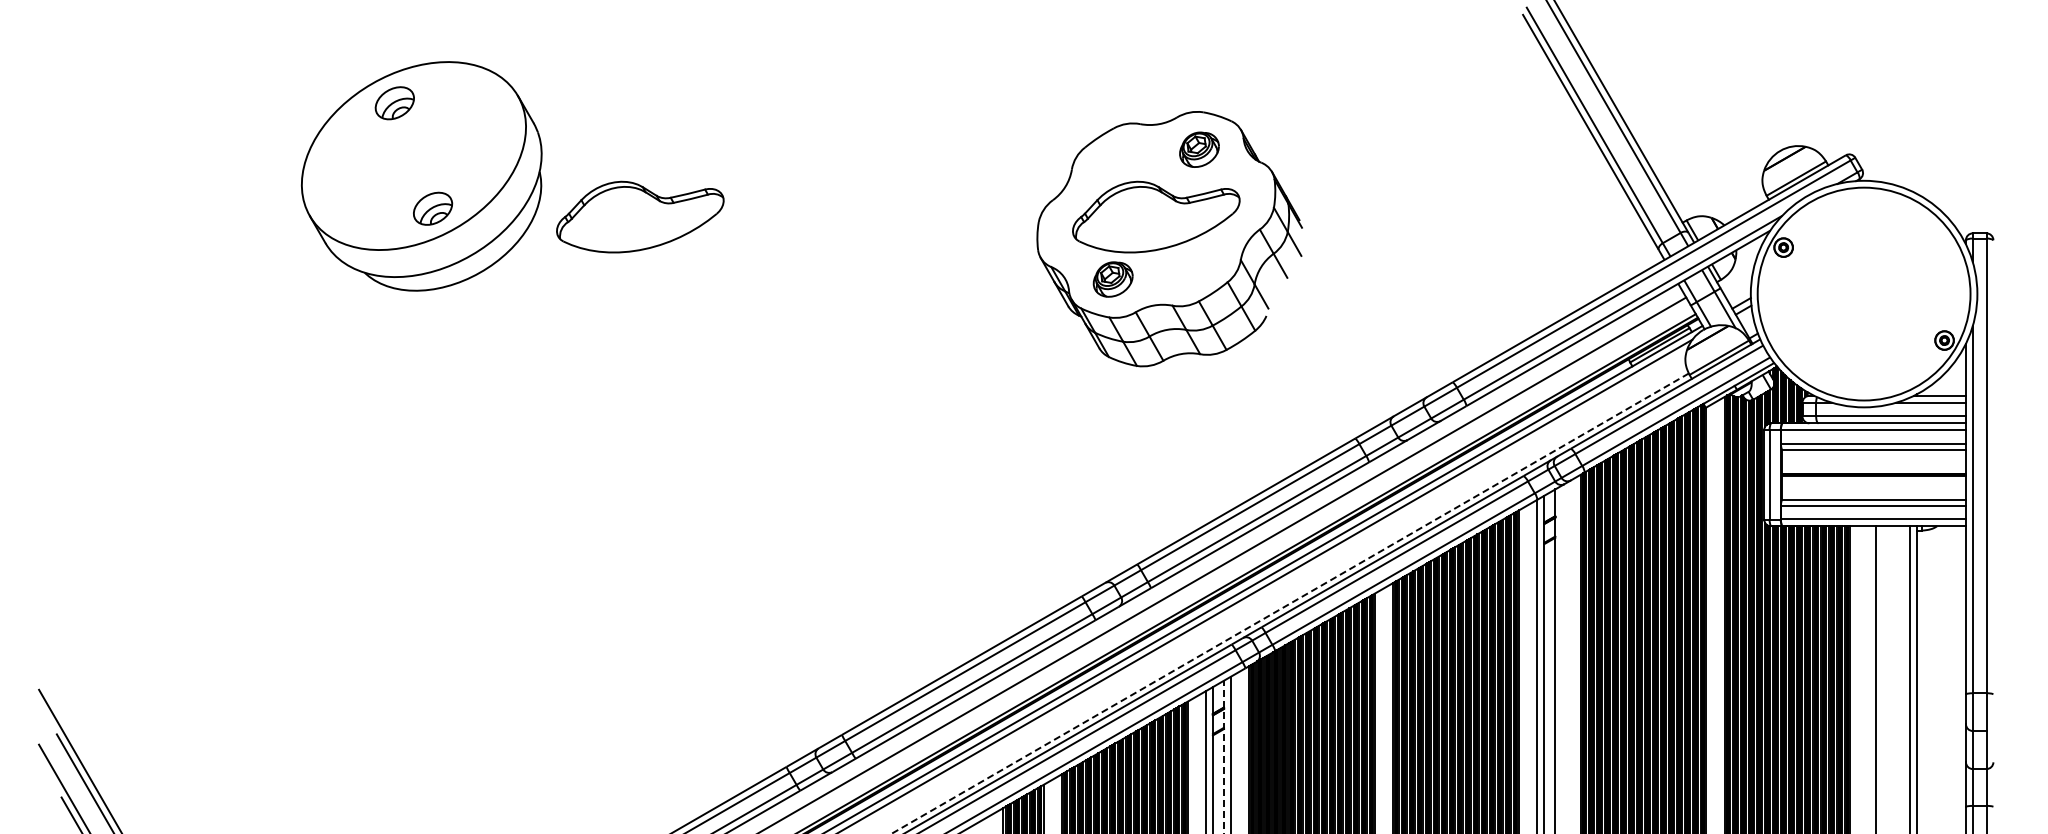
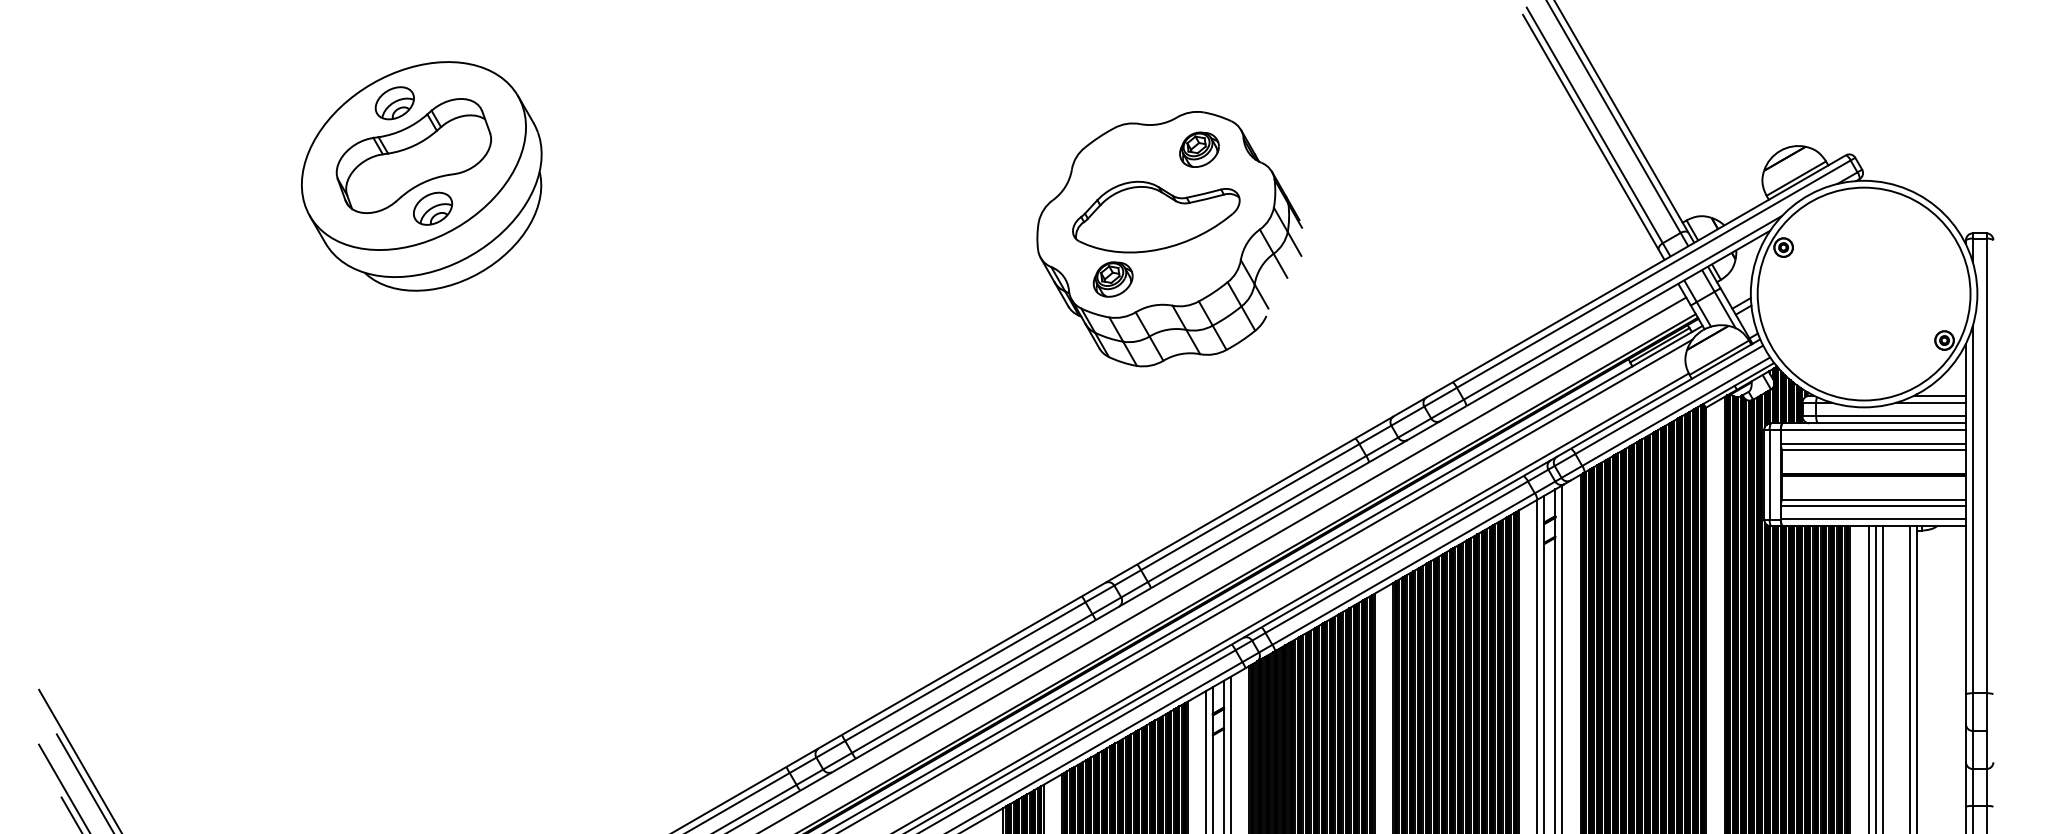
part: none -> present (413, 155)
part: present -> none (640, 216)
line: dashed -> solid (1289, 603)
line: none -> present (1562, 657)
line: none -> present (1868, 678)
line: none -> present (1882, 678)
line: dashed -> solid (1223, 756)
